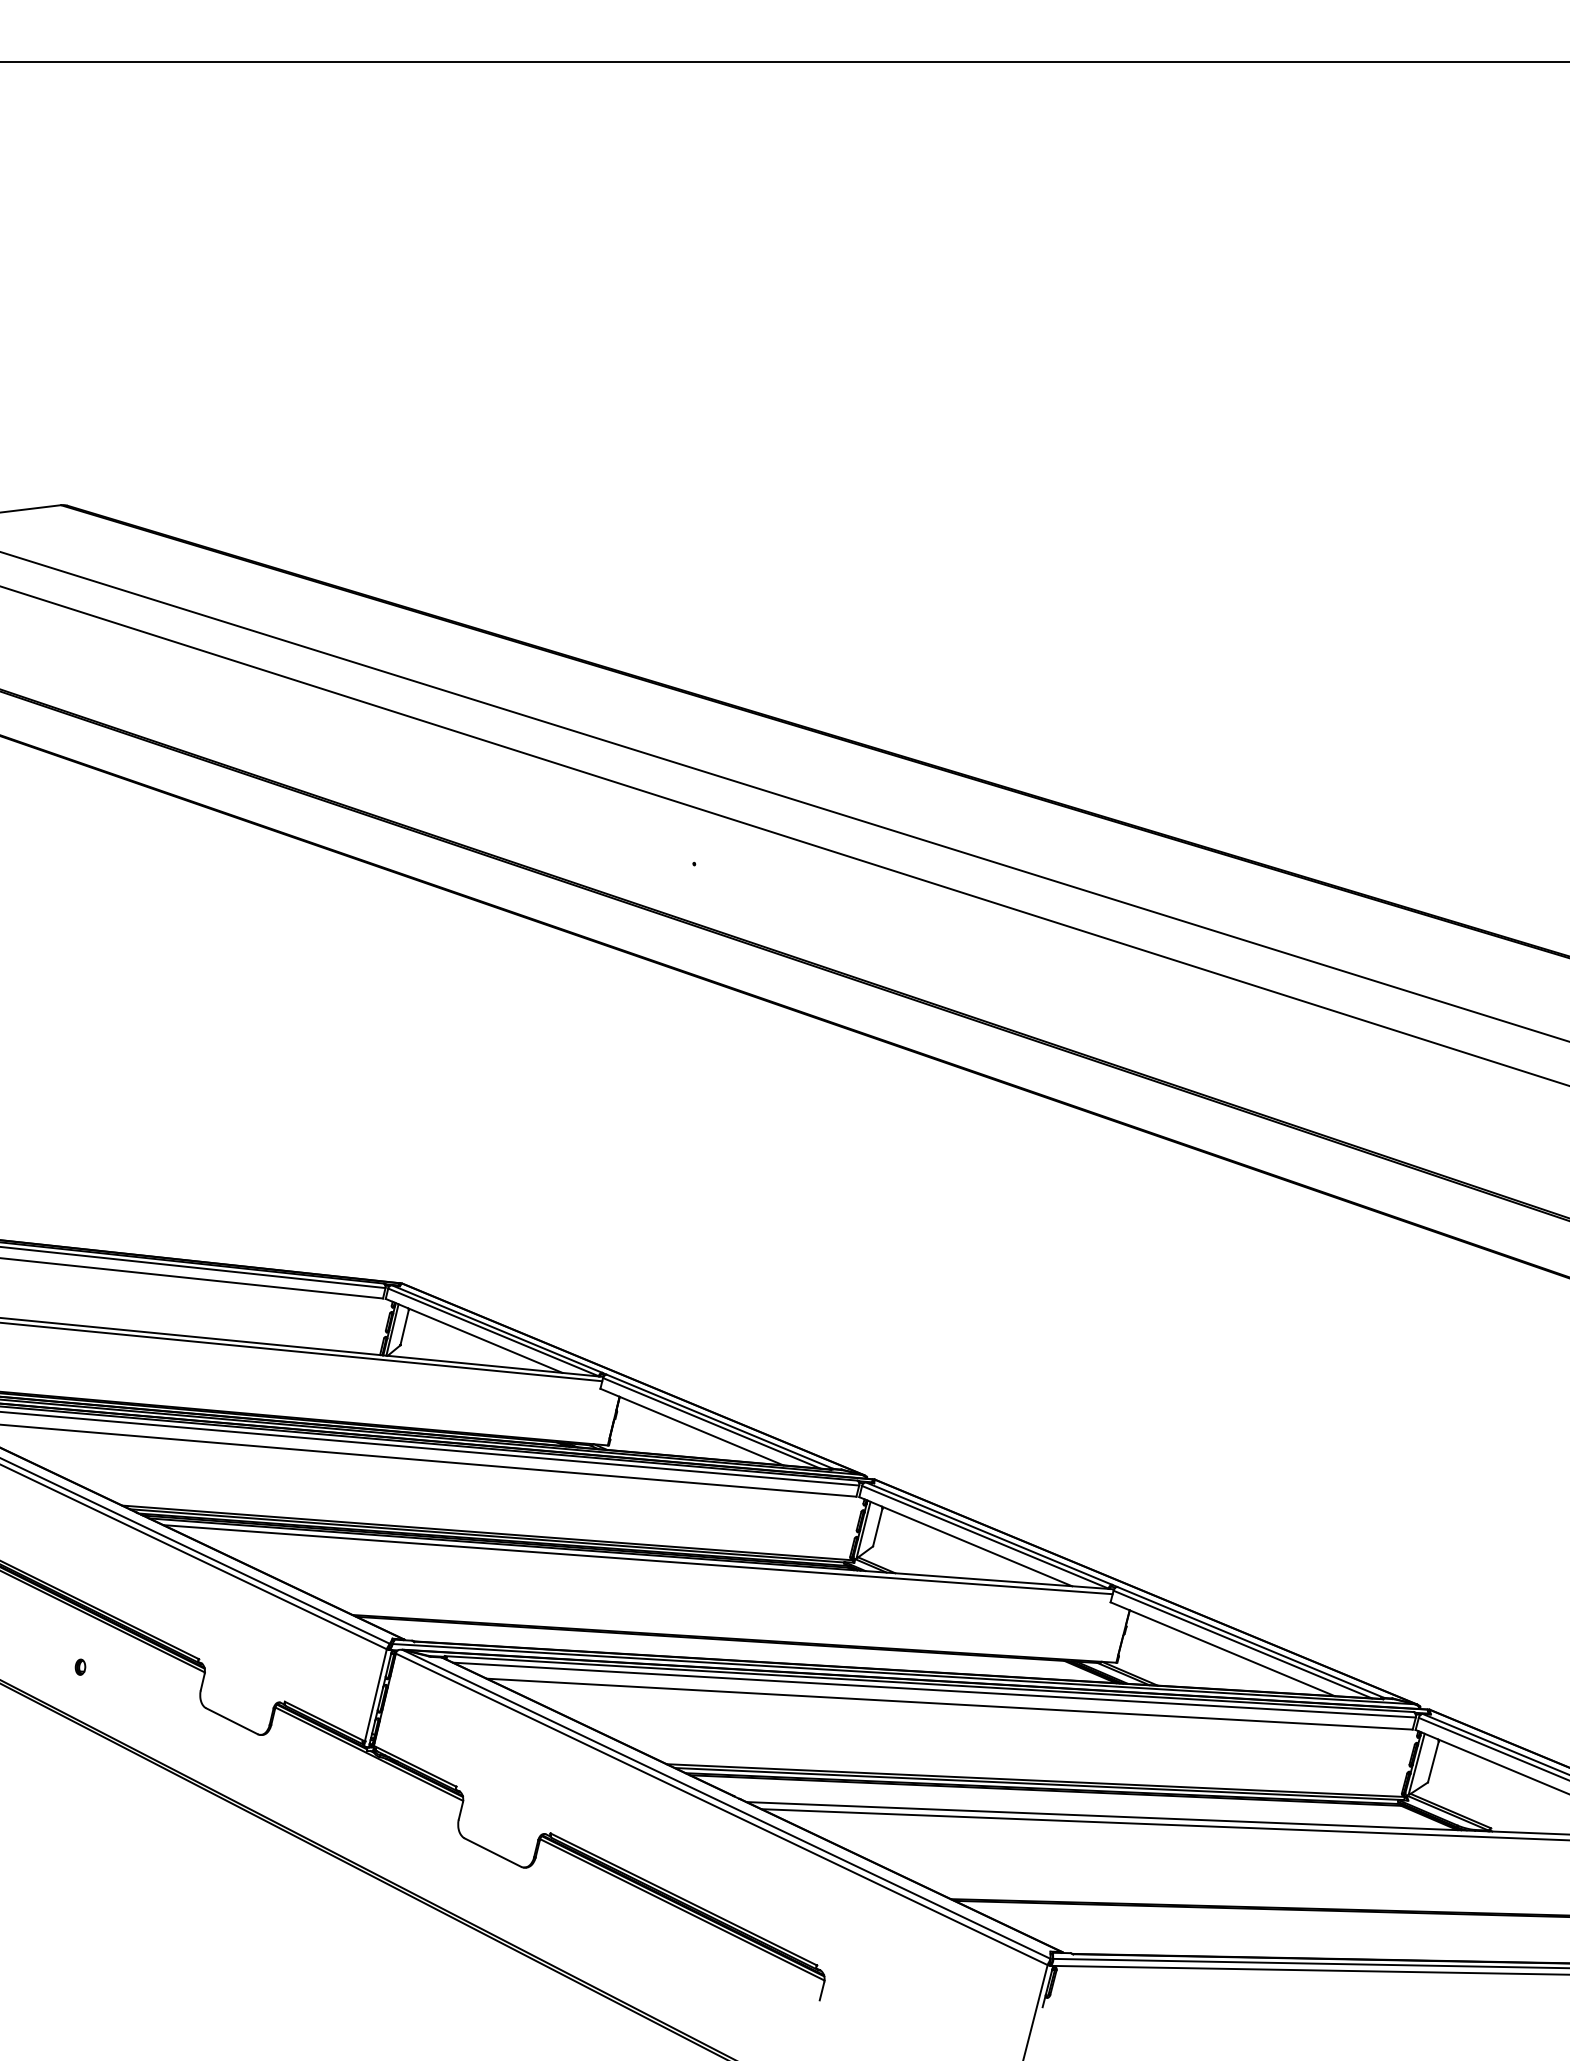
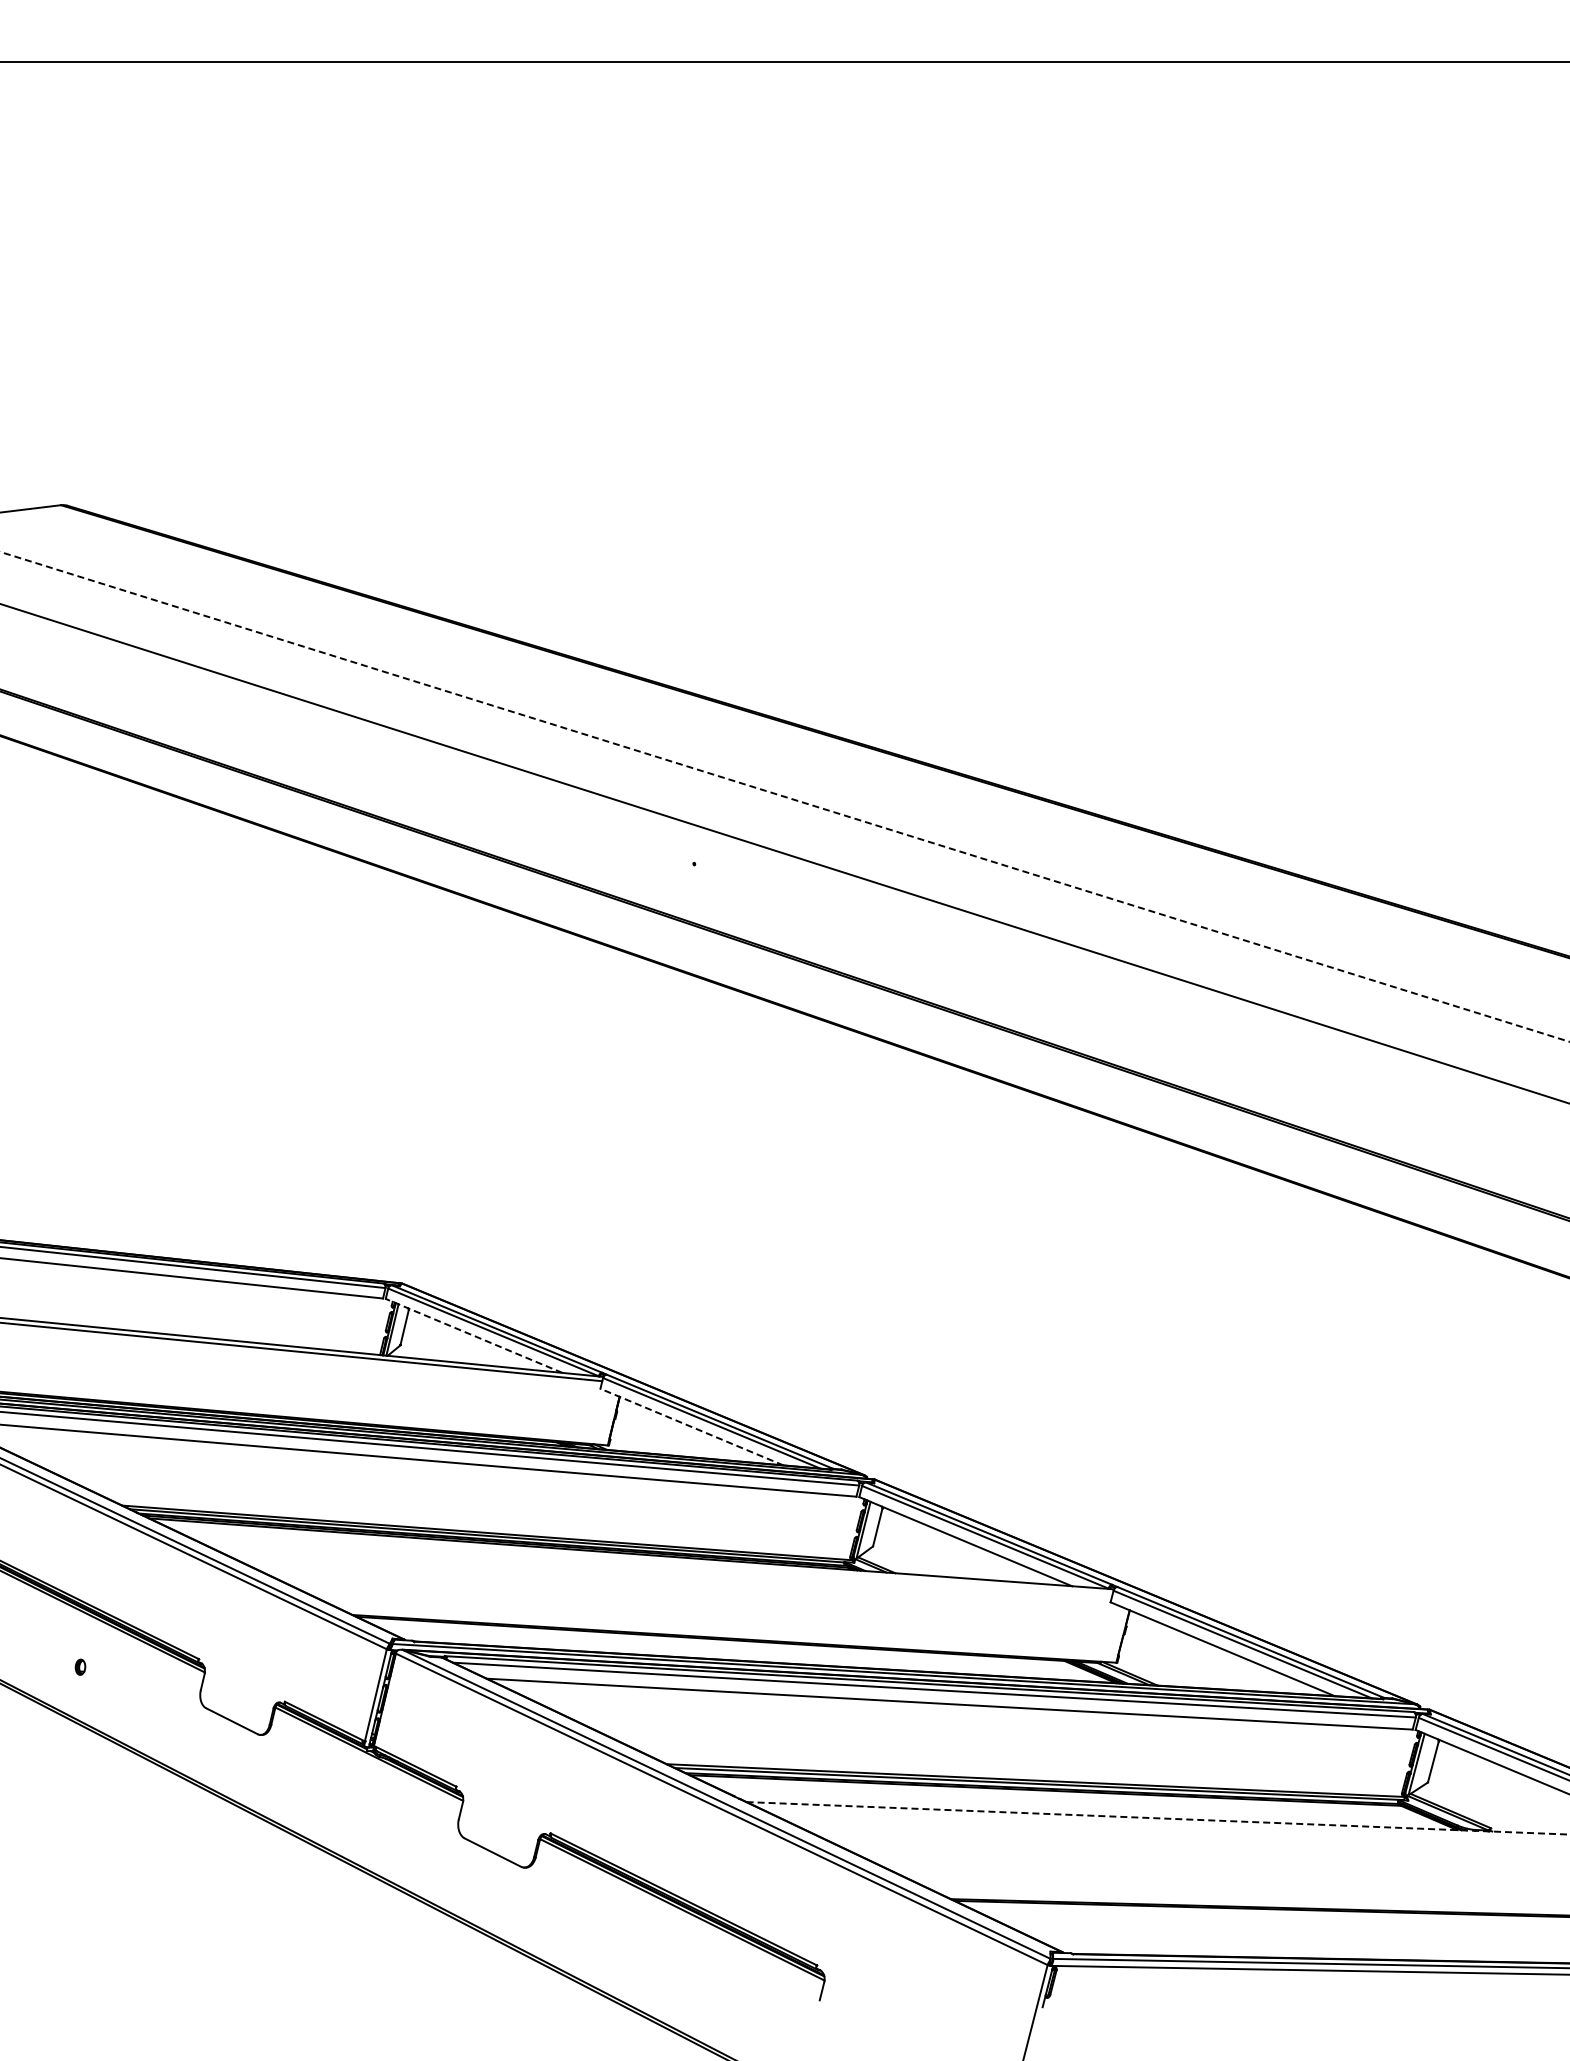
line: solid -> dashed (784, 796)
line position: (784, 835) -> (784, 853) (784, 853)
line: solid -> dashed (474, 1335)
line: solid -> dashed (691, 1426)
line: present -> none (637, 1559)
line: solid -> dashed (1157, 1818)
line: present -> none (1163, 1824)
